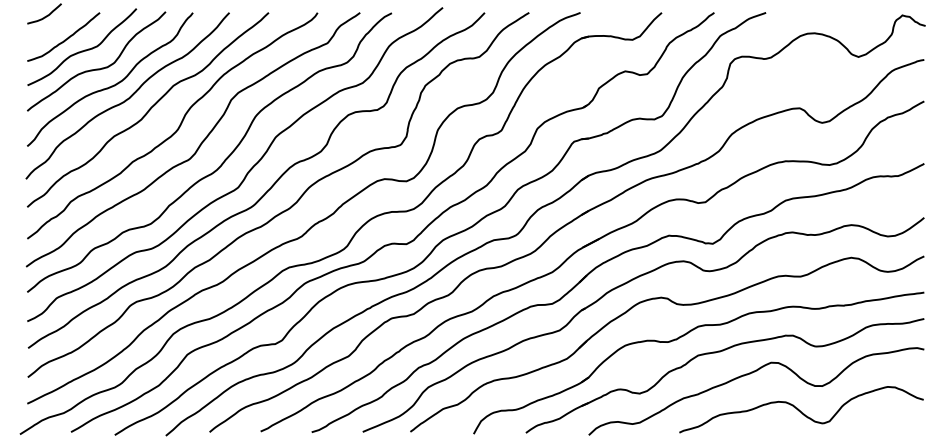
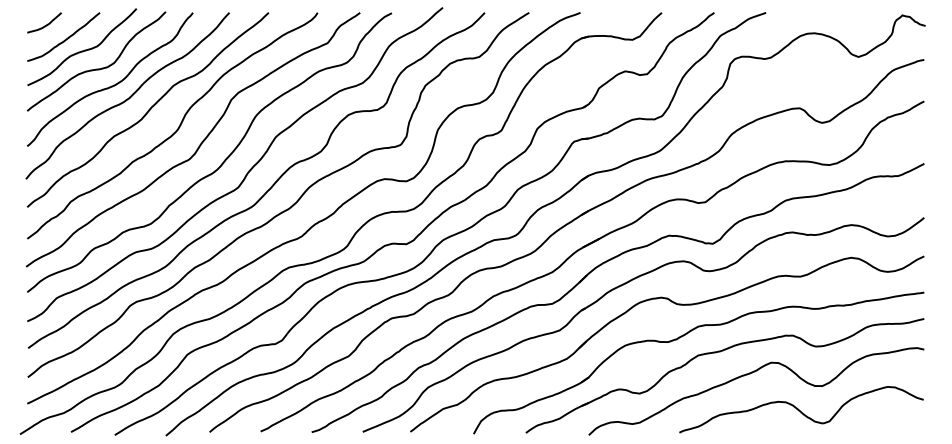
curve position: (46, 15) -> (46, 24) (46, 24)
